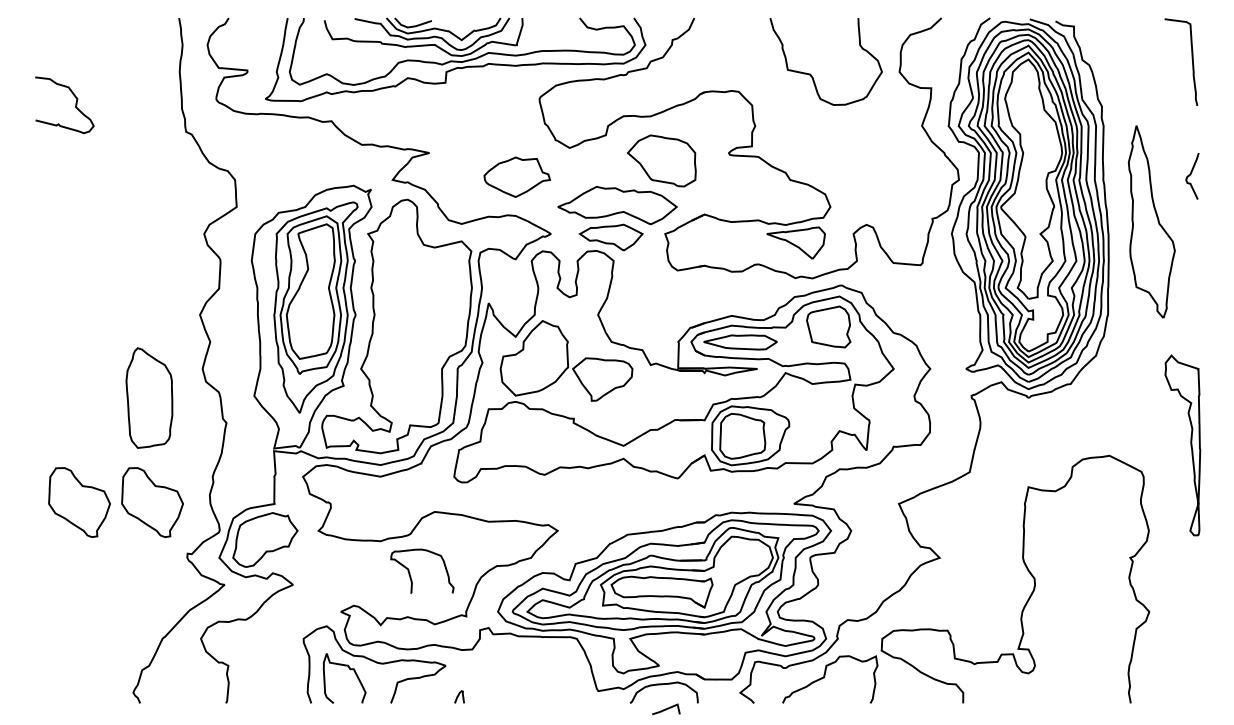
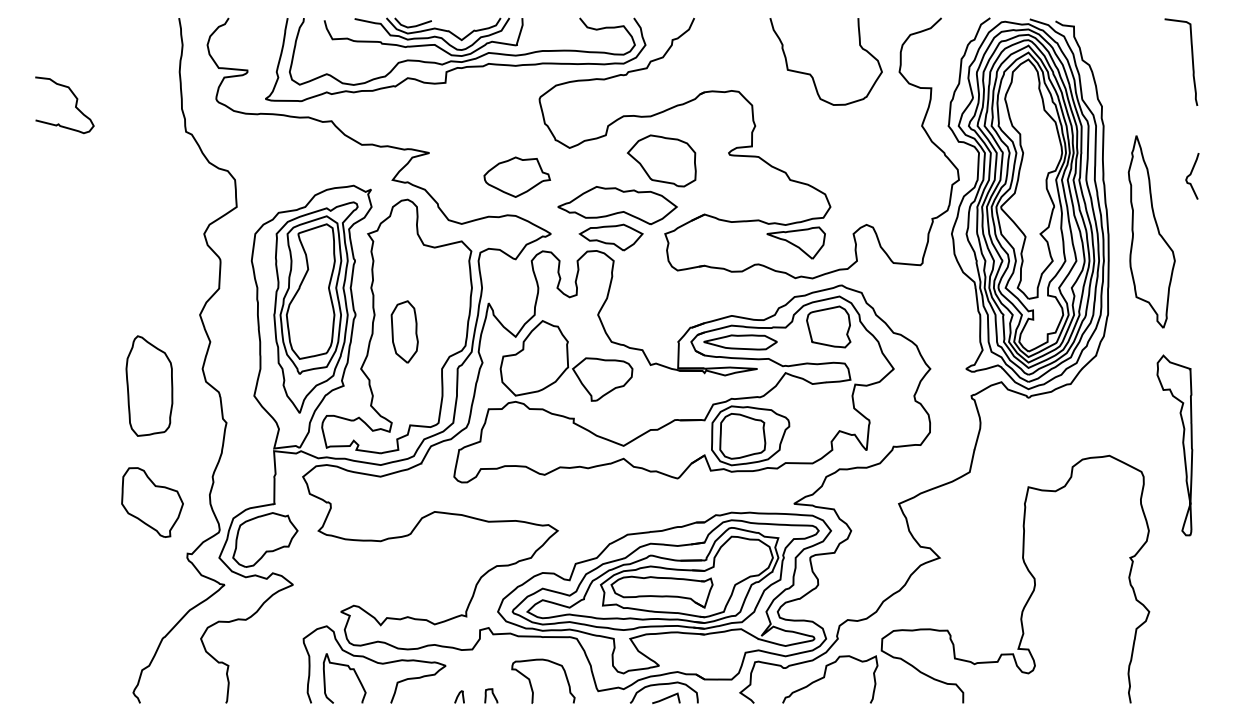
part position: (1151, 221) -> (1151, 231) (1151, 231)
part: none -> present (404, 331)
part position: (149, 397) -> (149, 385) (149, 385)
part position: (1190, 445) -> (1182, 445) (1182, 445)
part: present -> none (79, 502)
curve position: (410, 573) -> (531, 683) (531, 683)
curve: none -> present (492, 694)
line position: (666, 709) -> (666, 698) (666, 698)
